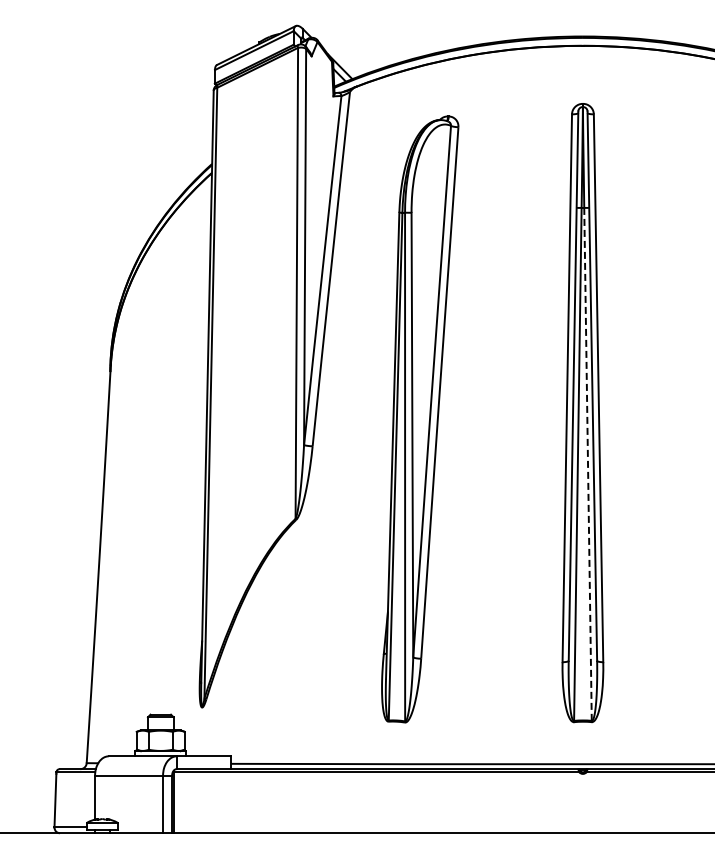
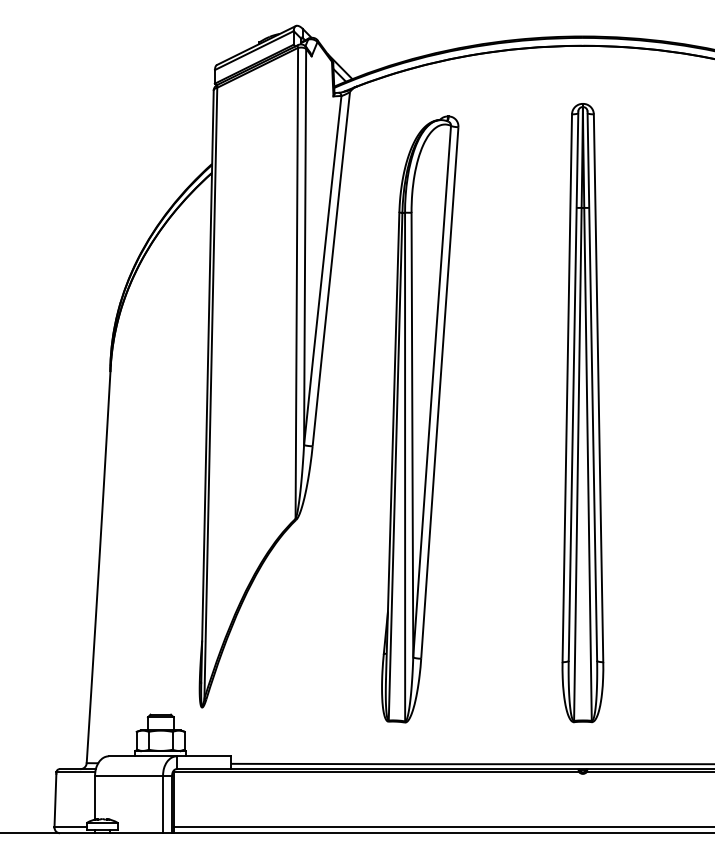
line: dashed -> solid (588, 464)
line: none -> present (442, 827)
